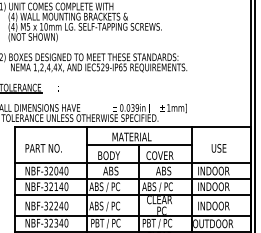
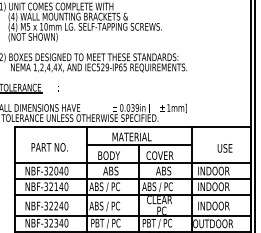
text position: (43, 148) -> (49, 147) (49, 147)
text position: (218, 148) -> (224, 148) (224, 148)
